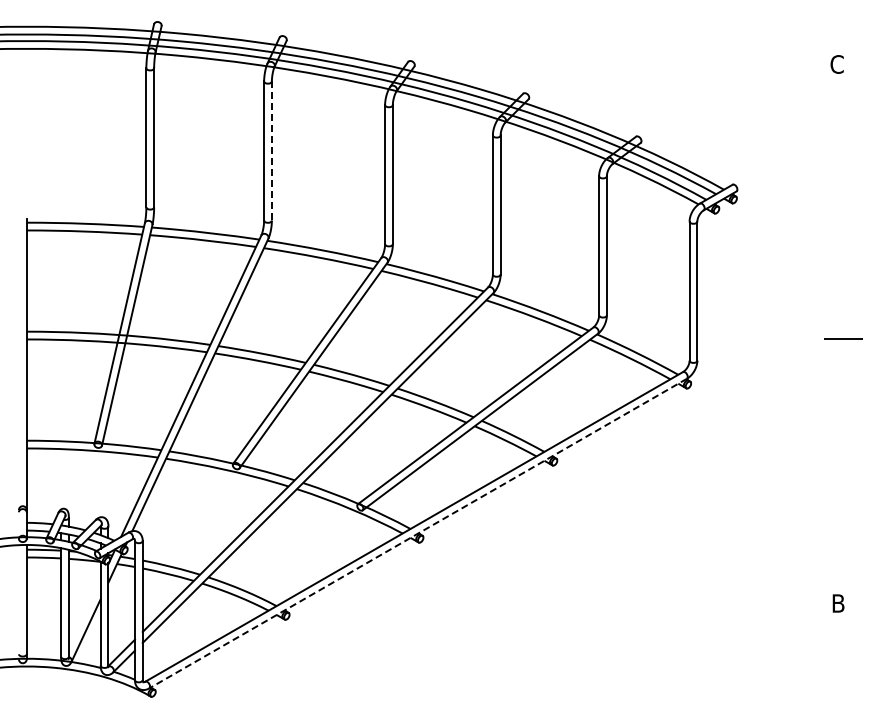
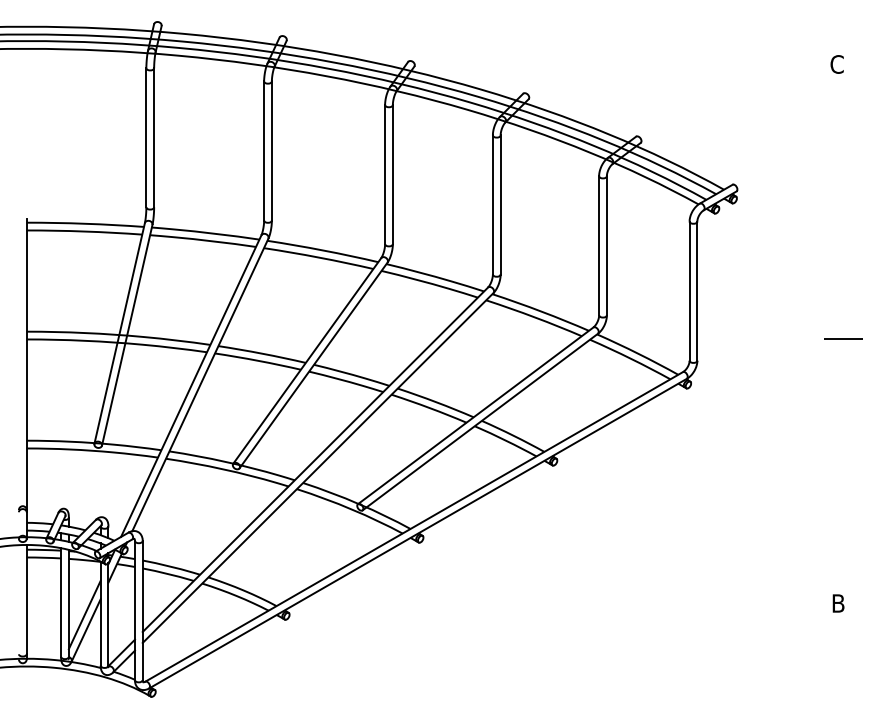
line: dashed -> solid (271, 151)
line: dashed -> solid (417, 533)
line: none -> present (84, 614)
